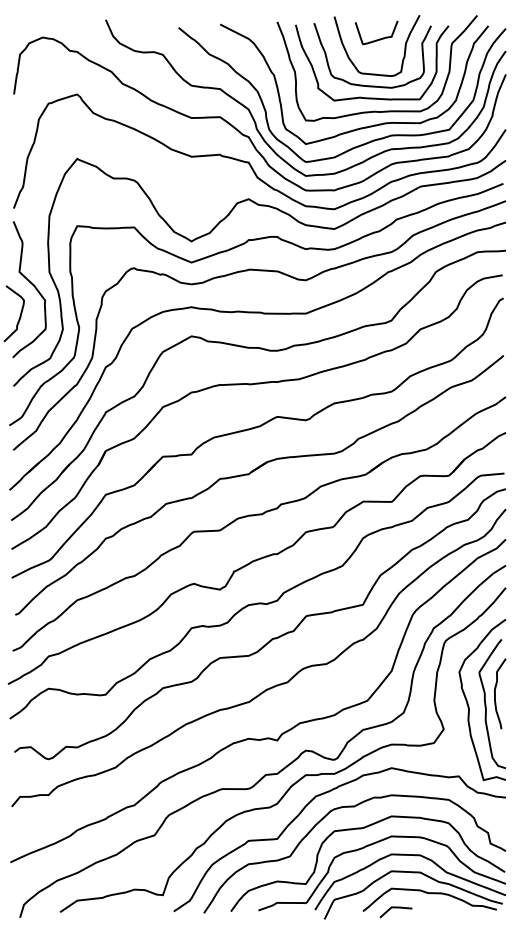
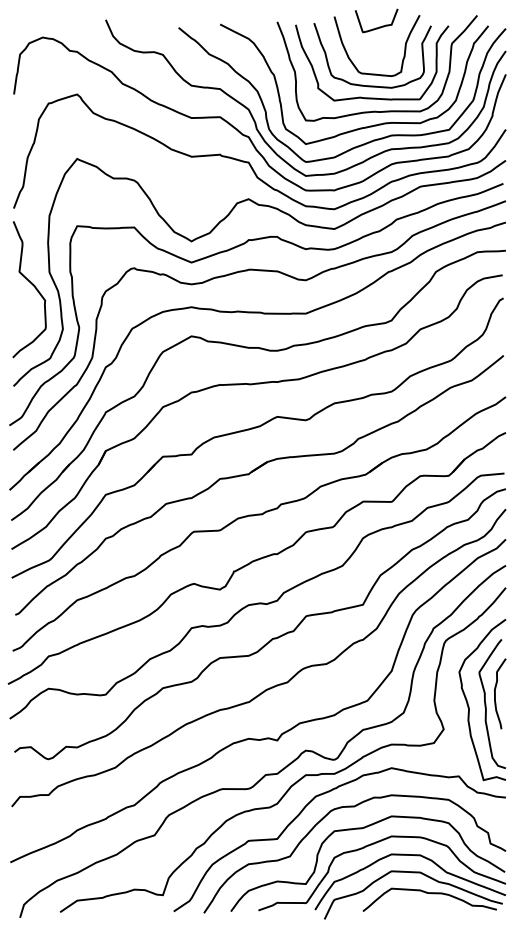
curve position: (379, 38) -> (379, 26) (379, 26)
curve: present -> none (19, 315)
line: present -> none (395, 908)
